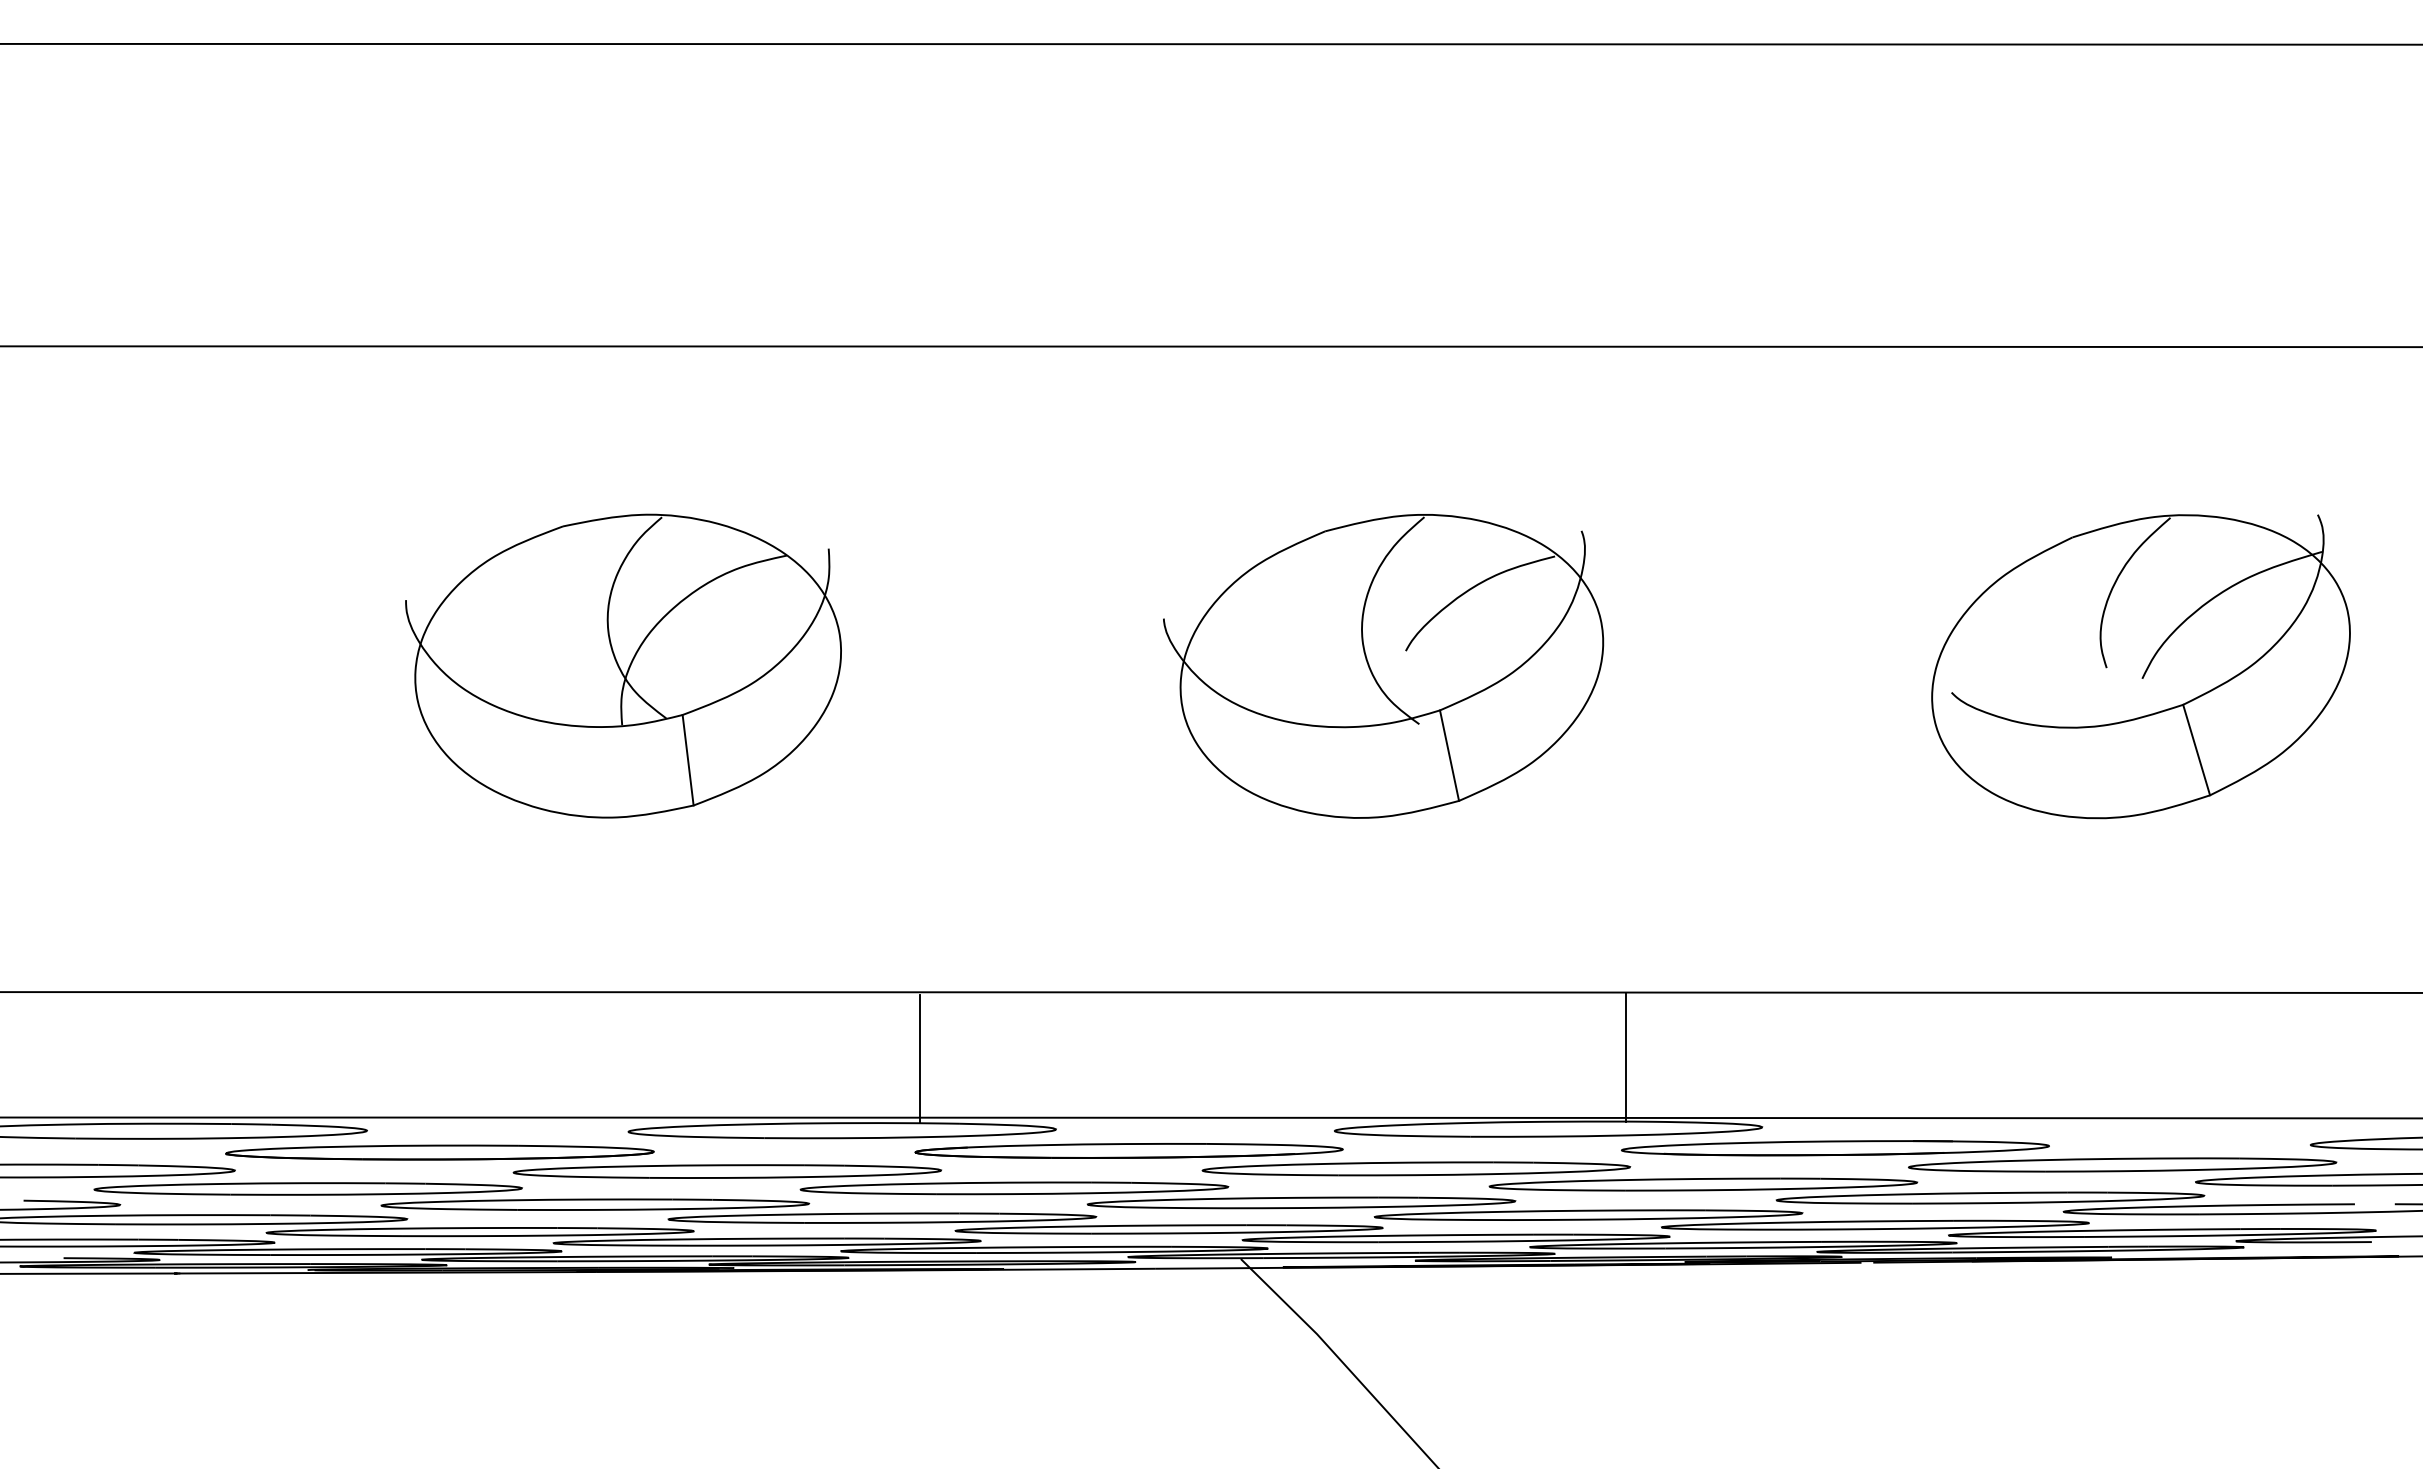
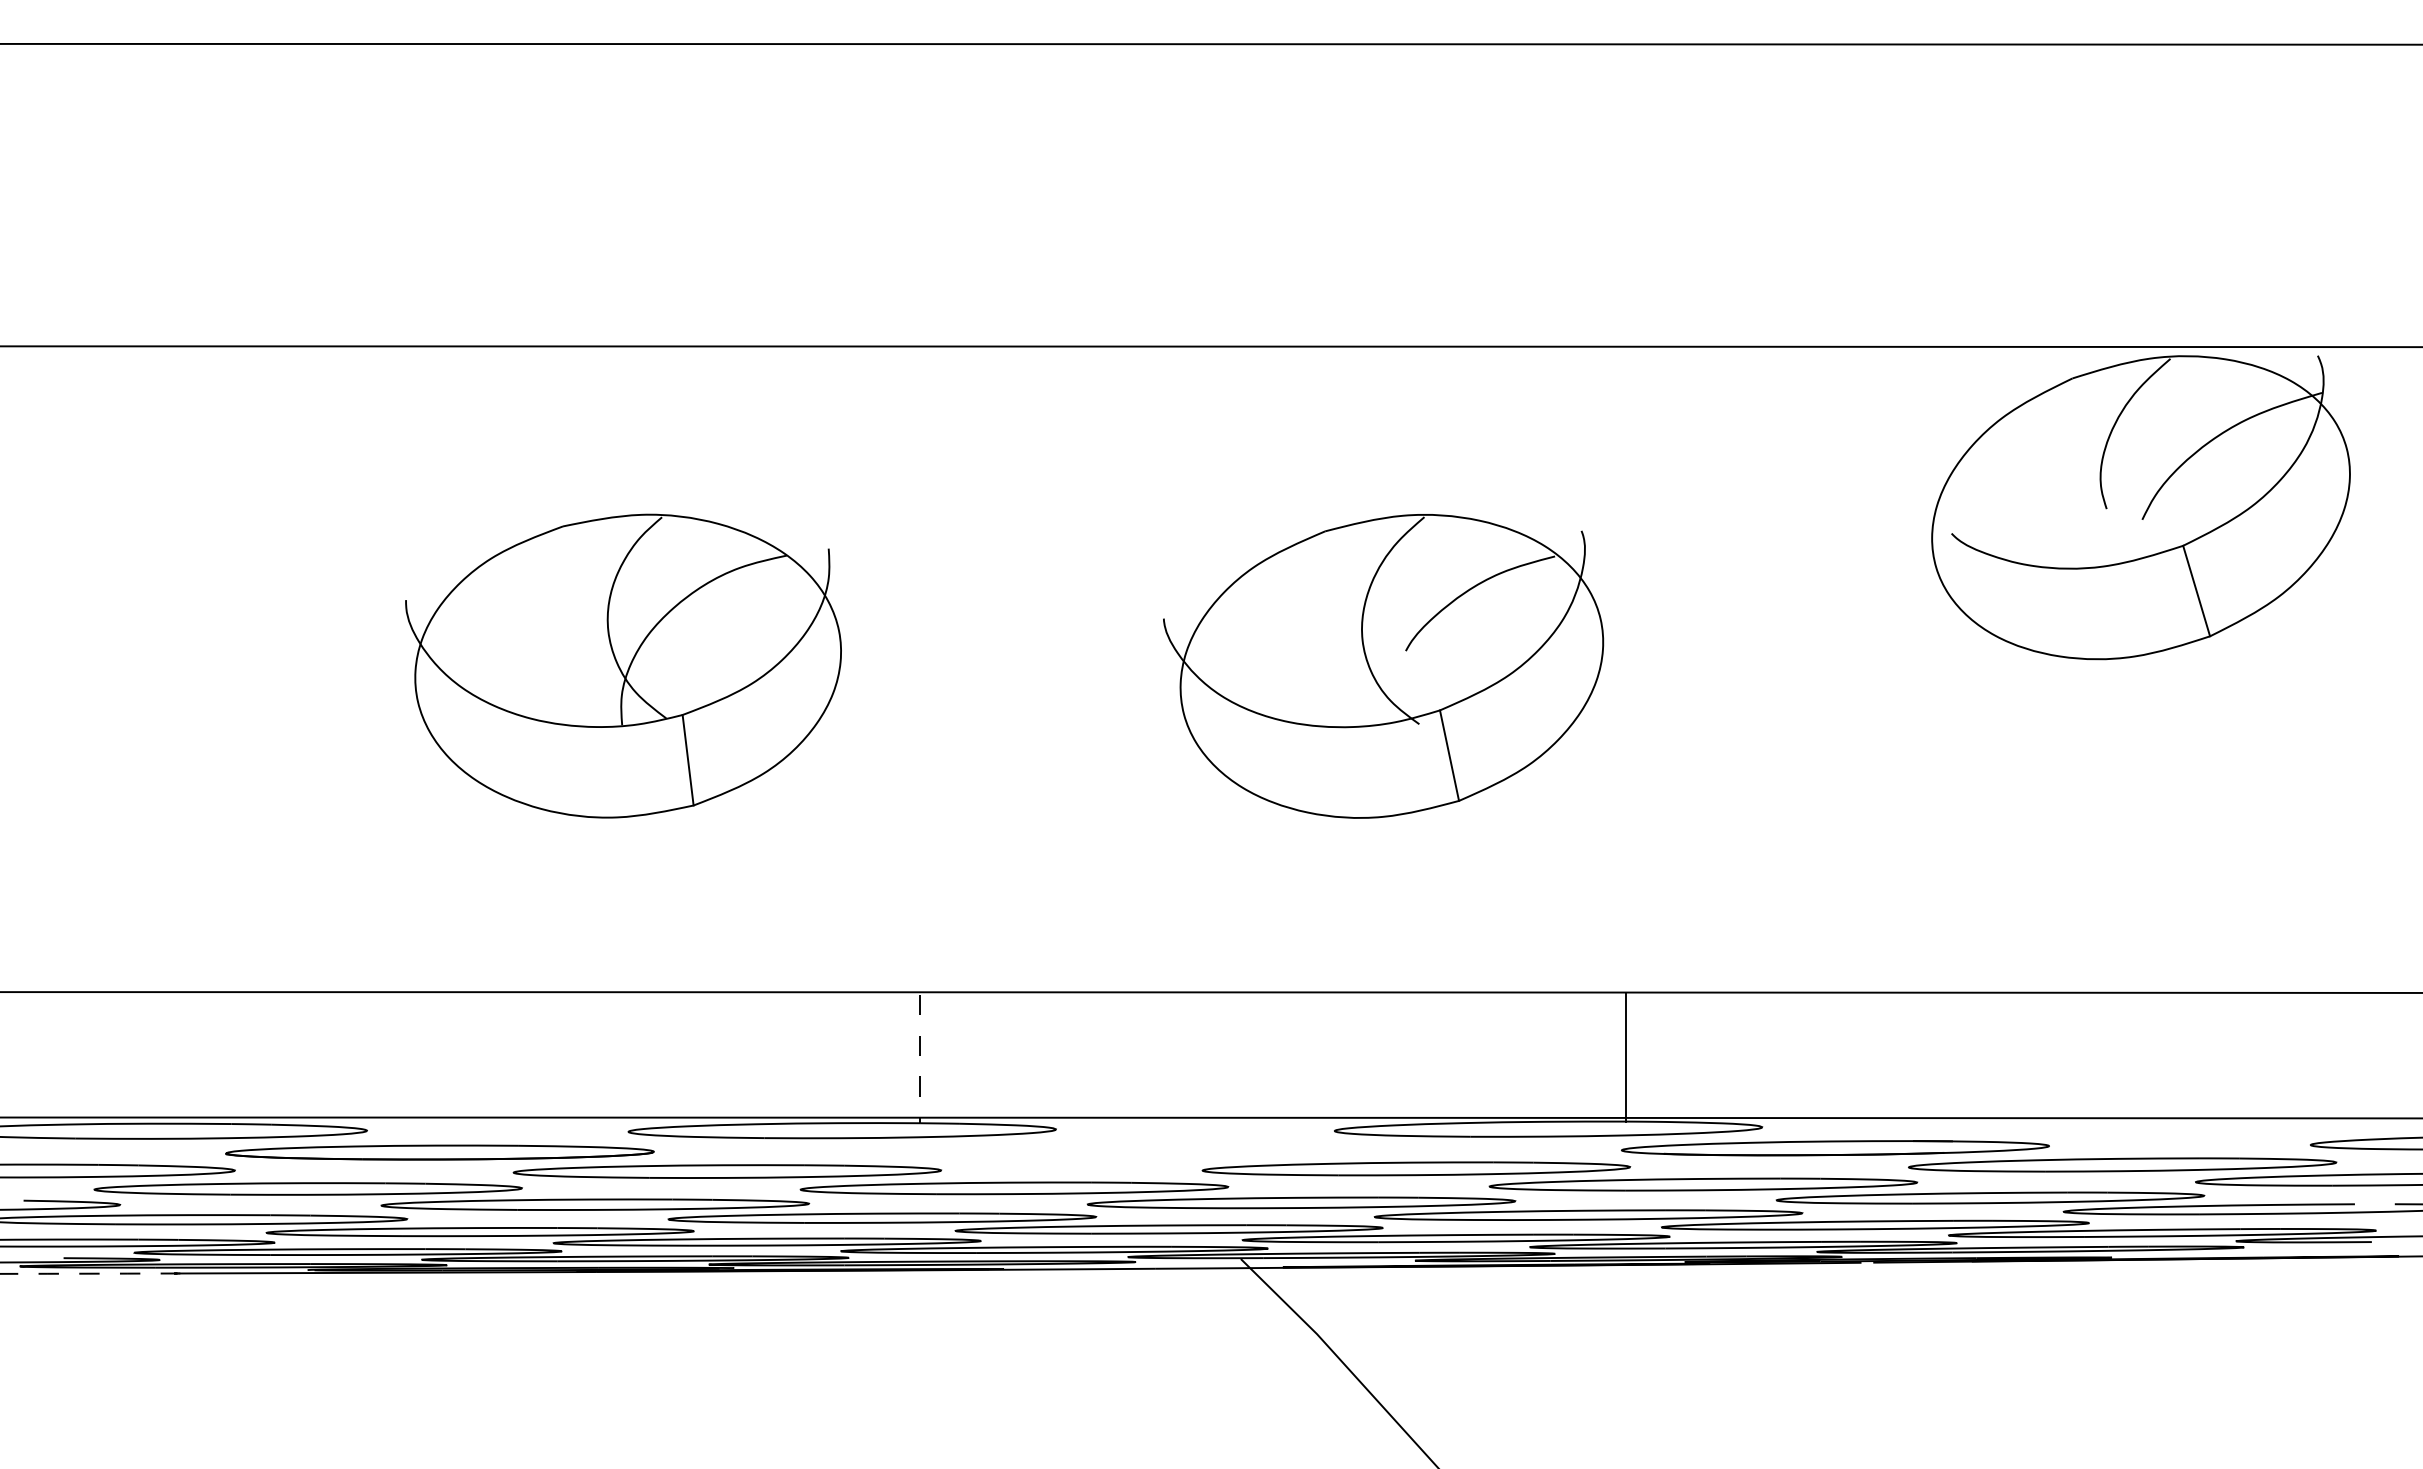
part position: (2140, 666) -> (2140, 507) (2140, 507)
line: solid -> dashed (920, 1059)
part: present -> none (1128, 1150)
arc: solid -> dashed (90, 1273)
